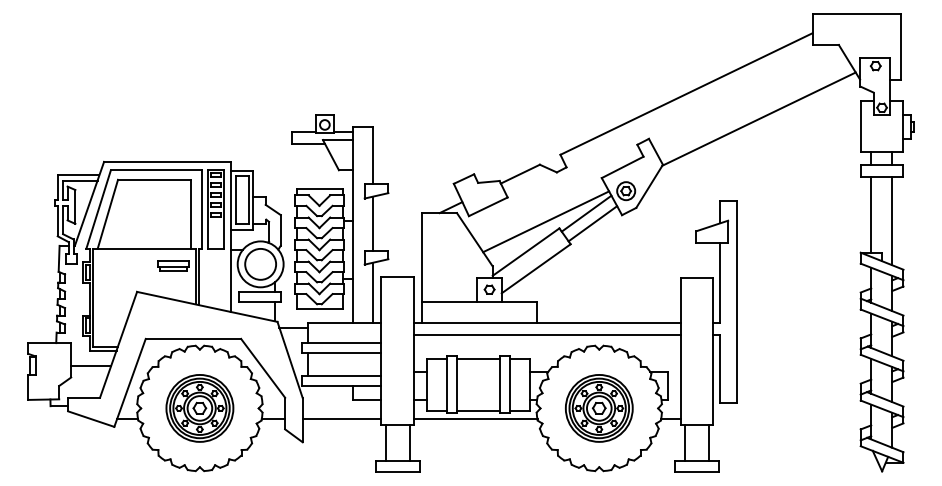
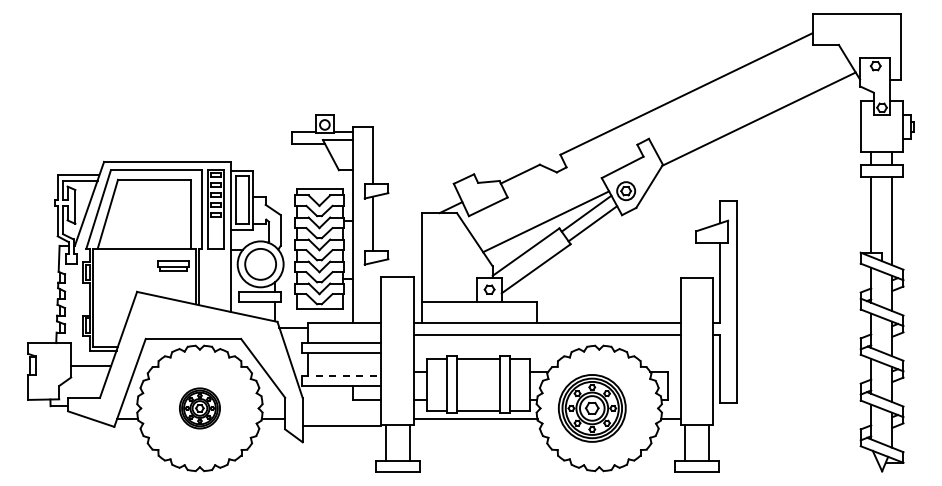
line: present -> none (373, 292)
line: solid -> dashed (342, 375)
part size: 70x69 px -> 42x43 px (199, 408)
part position: (598, 408) -> (591, 408) (591, 408)
line position: (341, 419) -> (341, 426) (341, 426)
